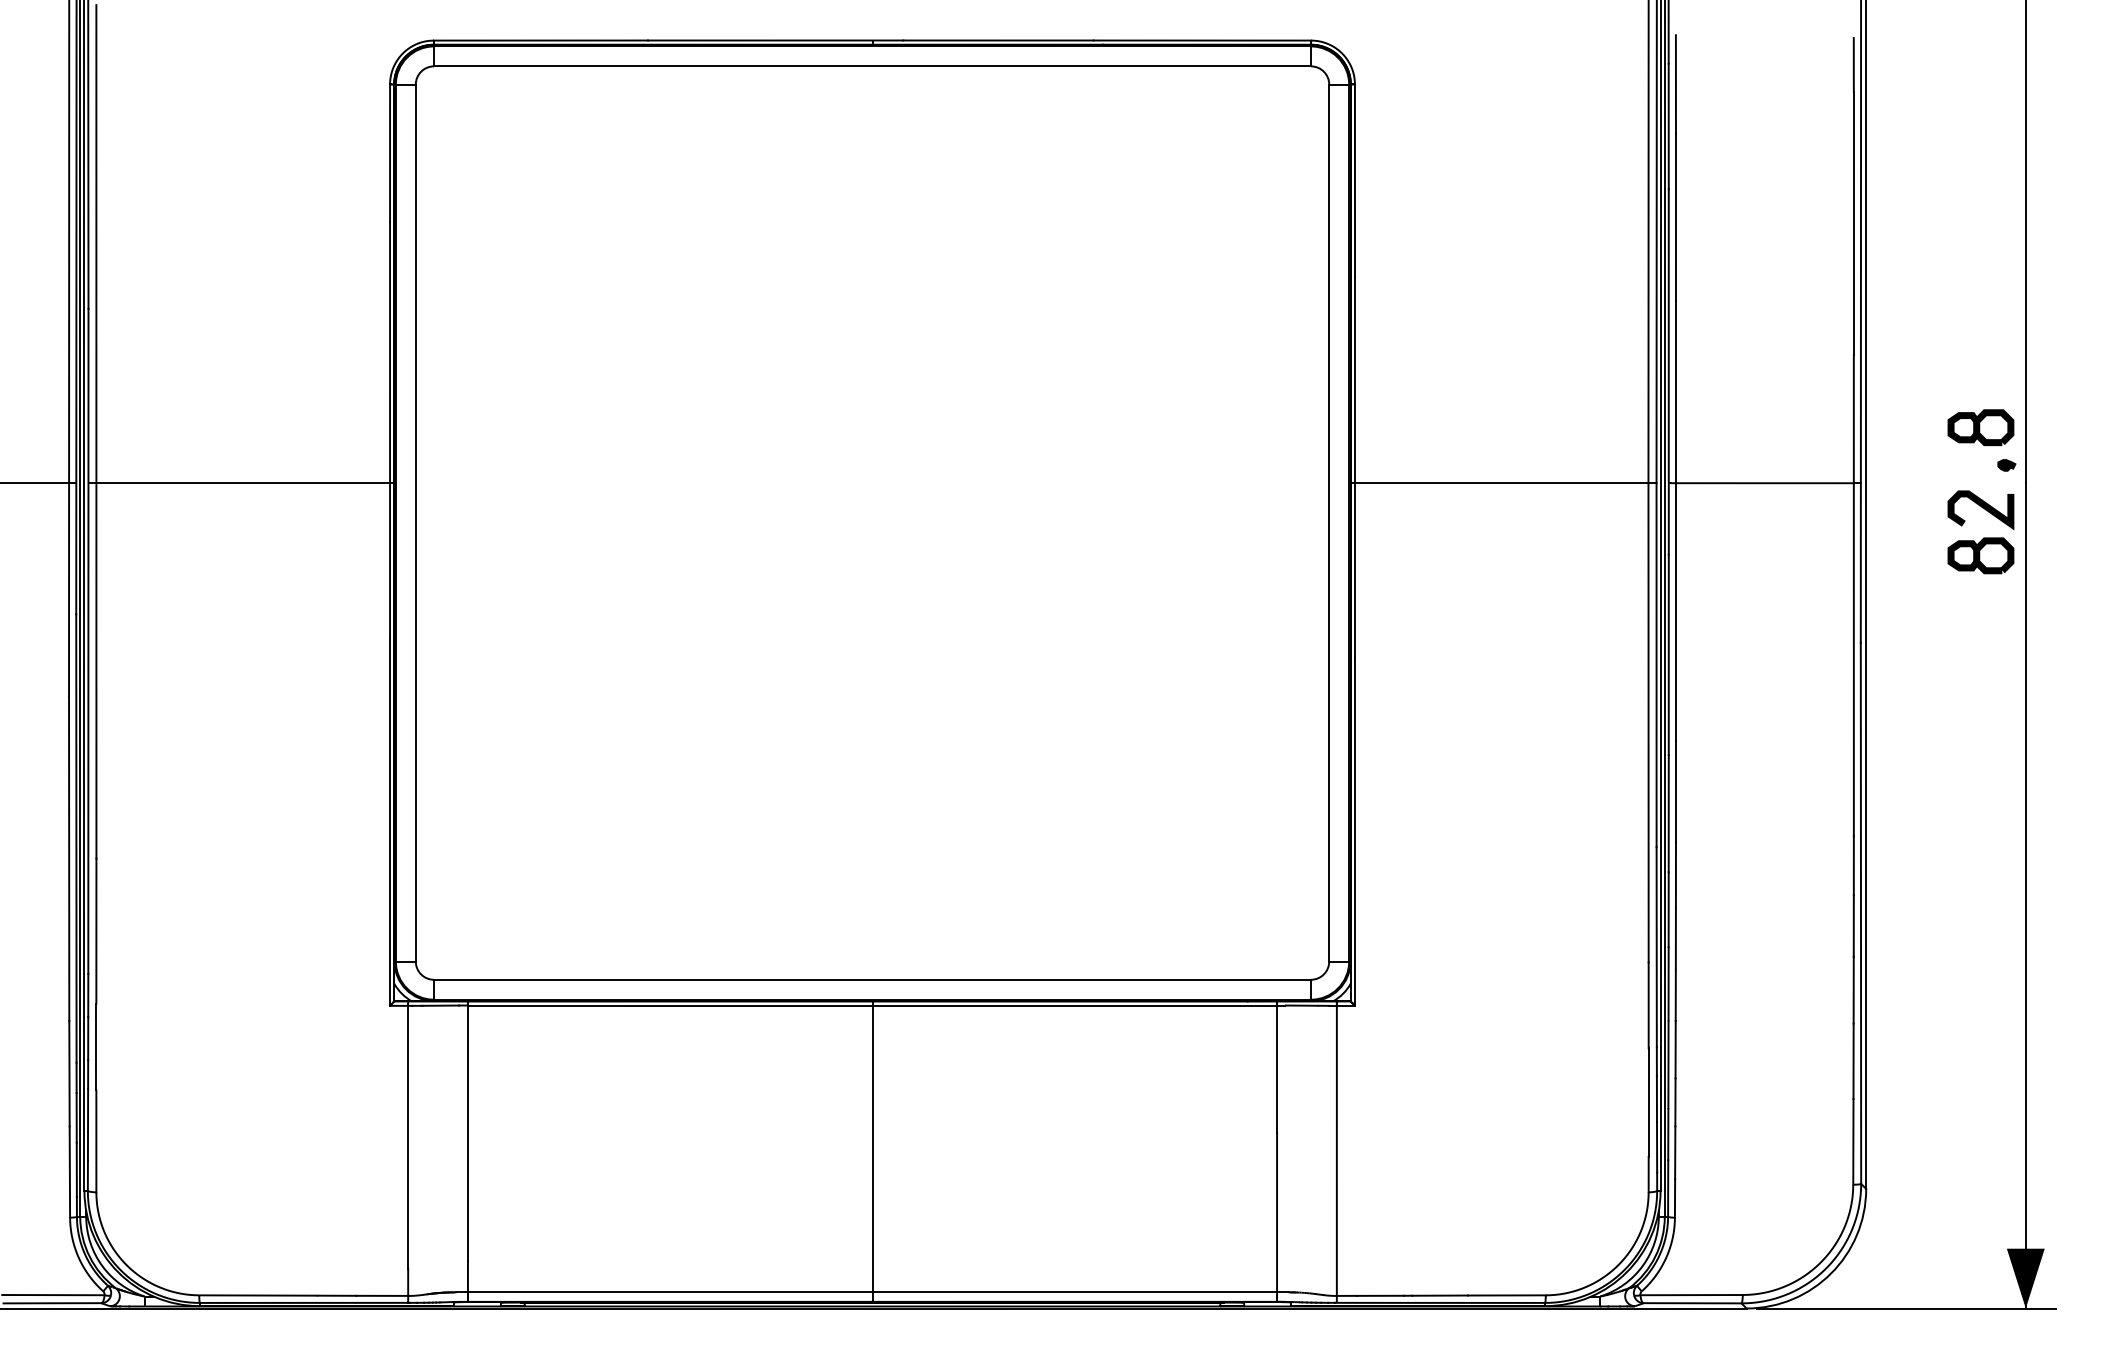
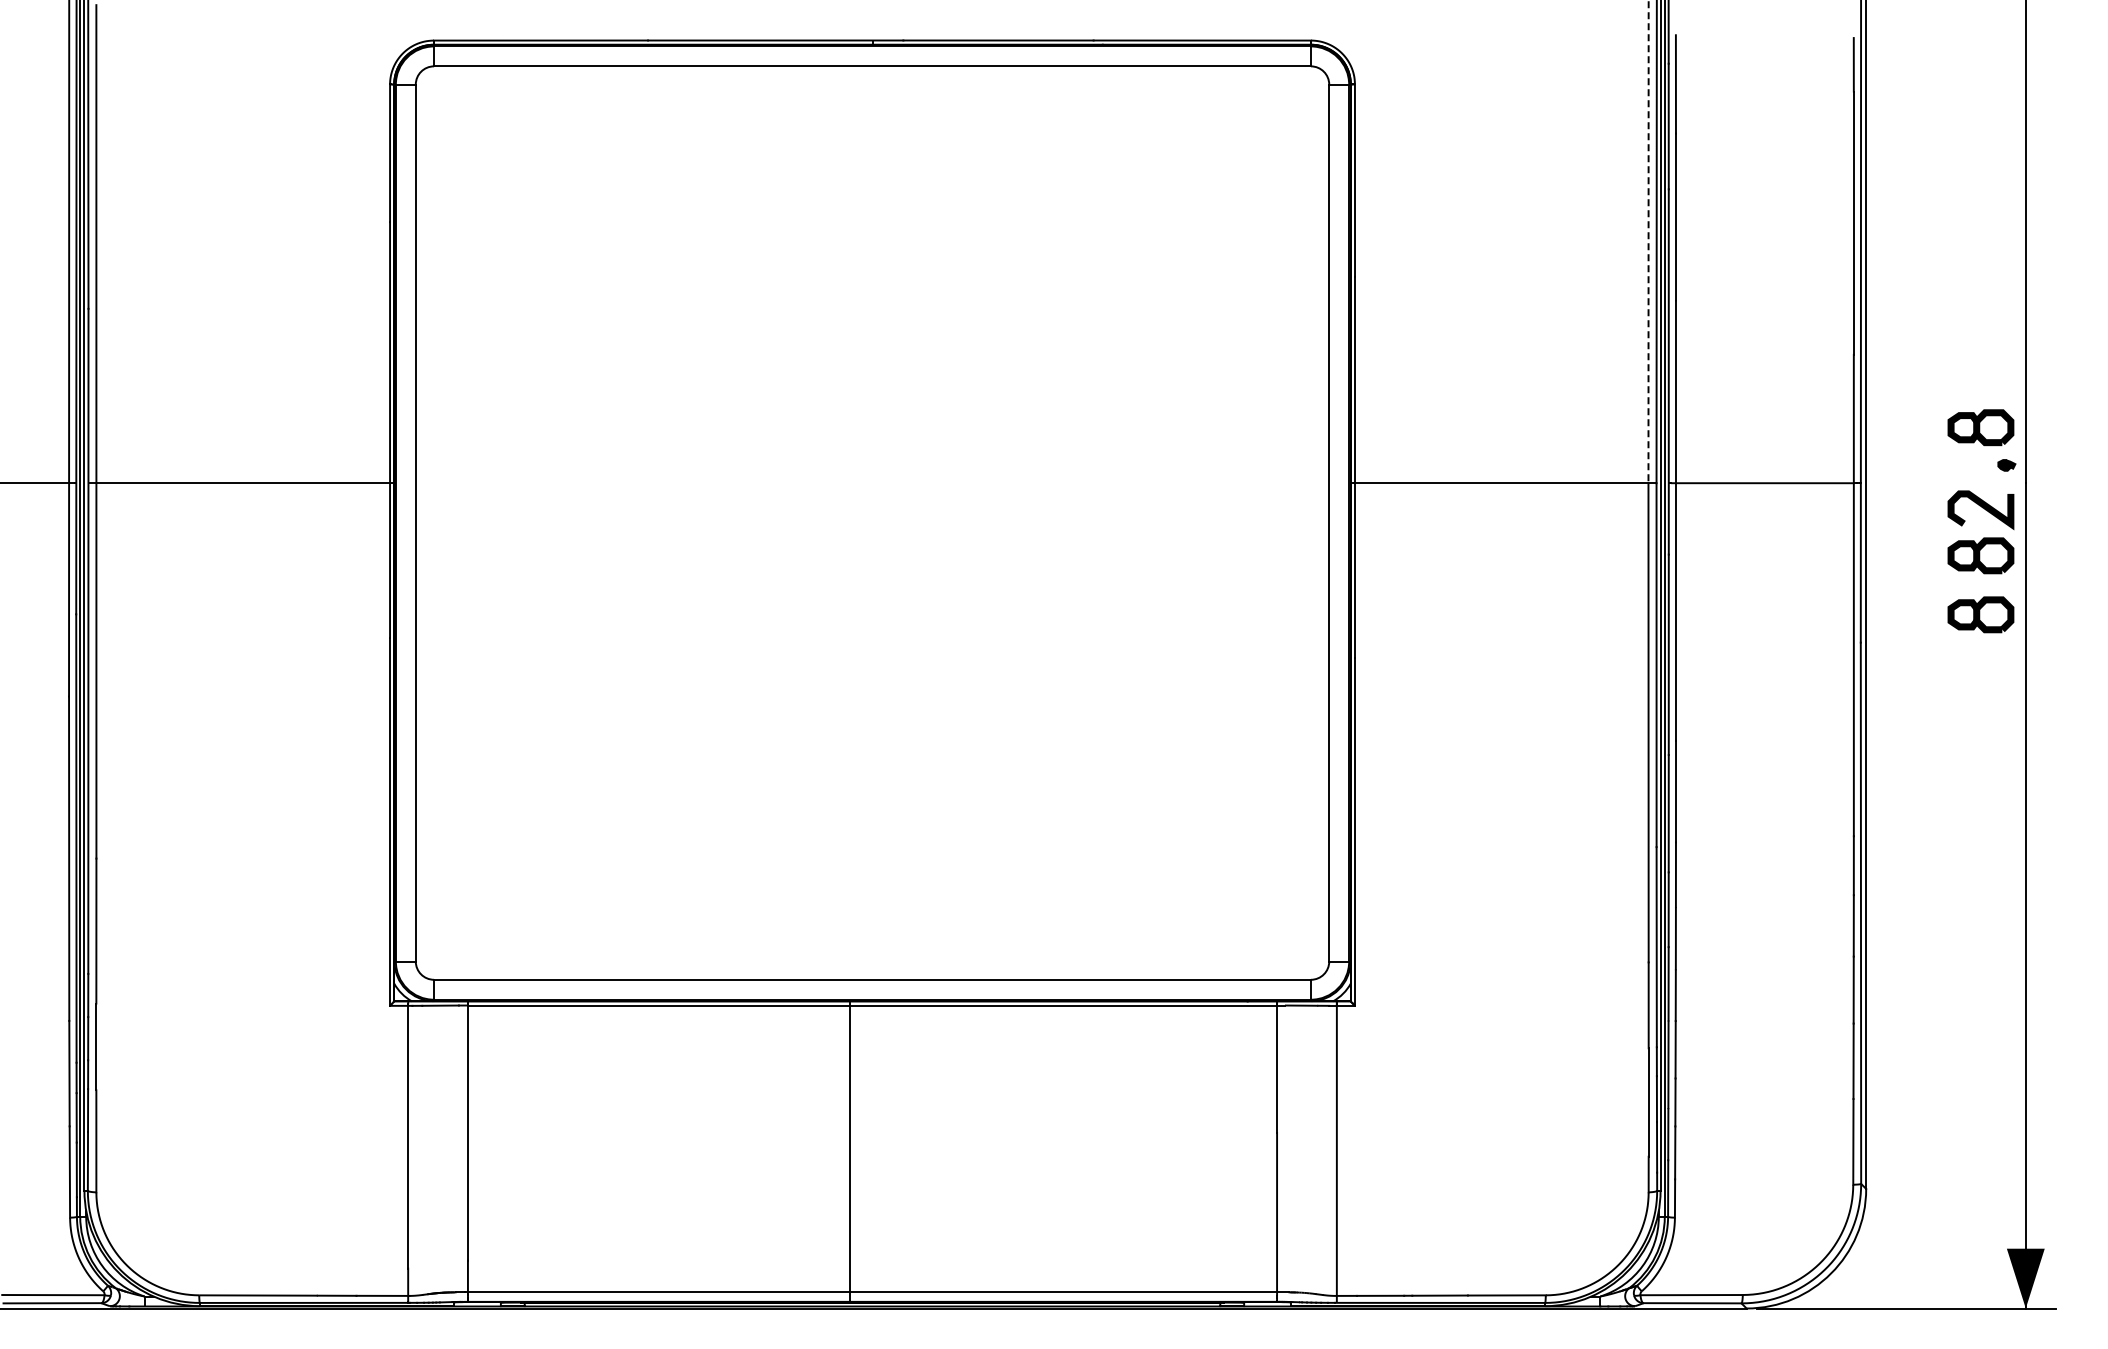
line: solid -> dashed (1648, 242)
part: none -> present (1980, 614)
line position: (872, 1151) -> (849, 1151) (849, 1151)
